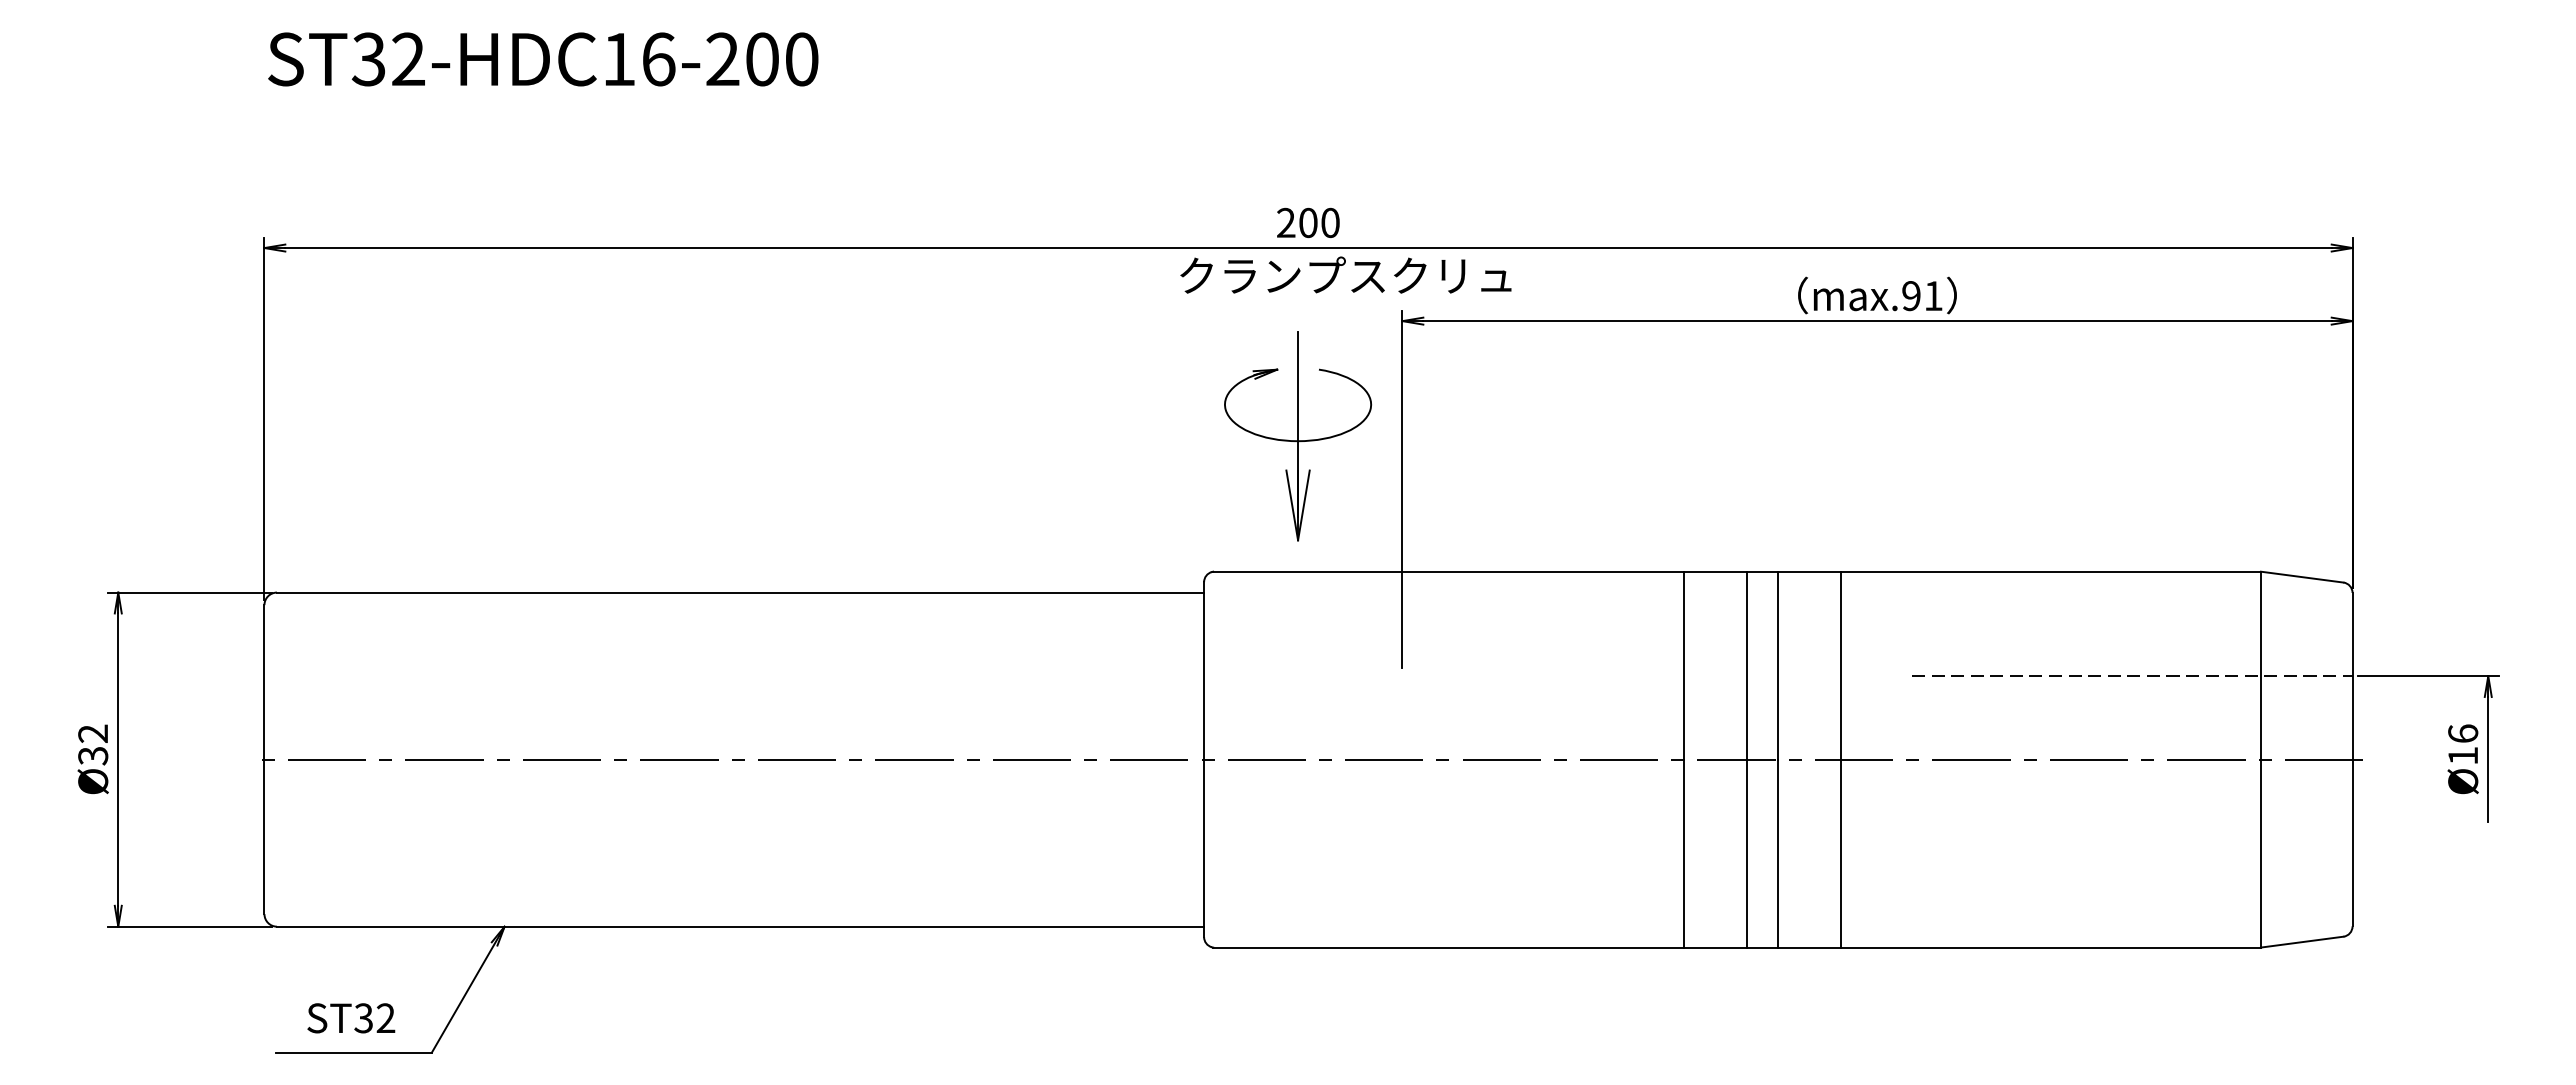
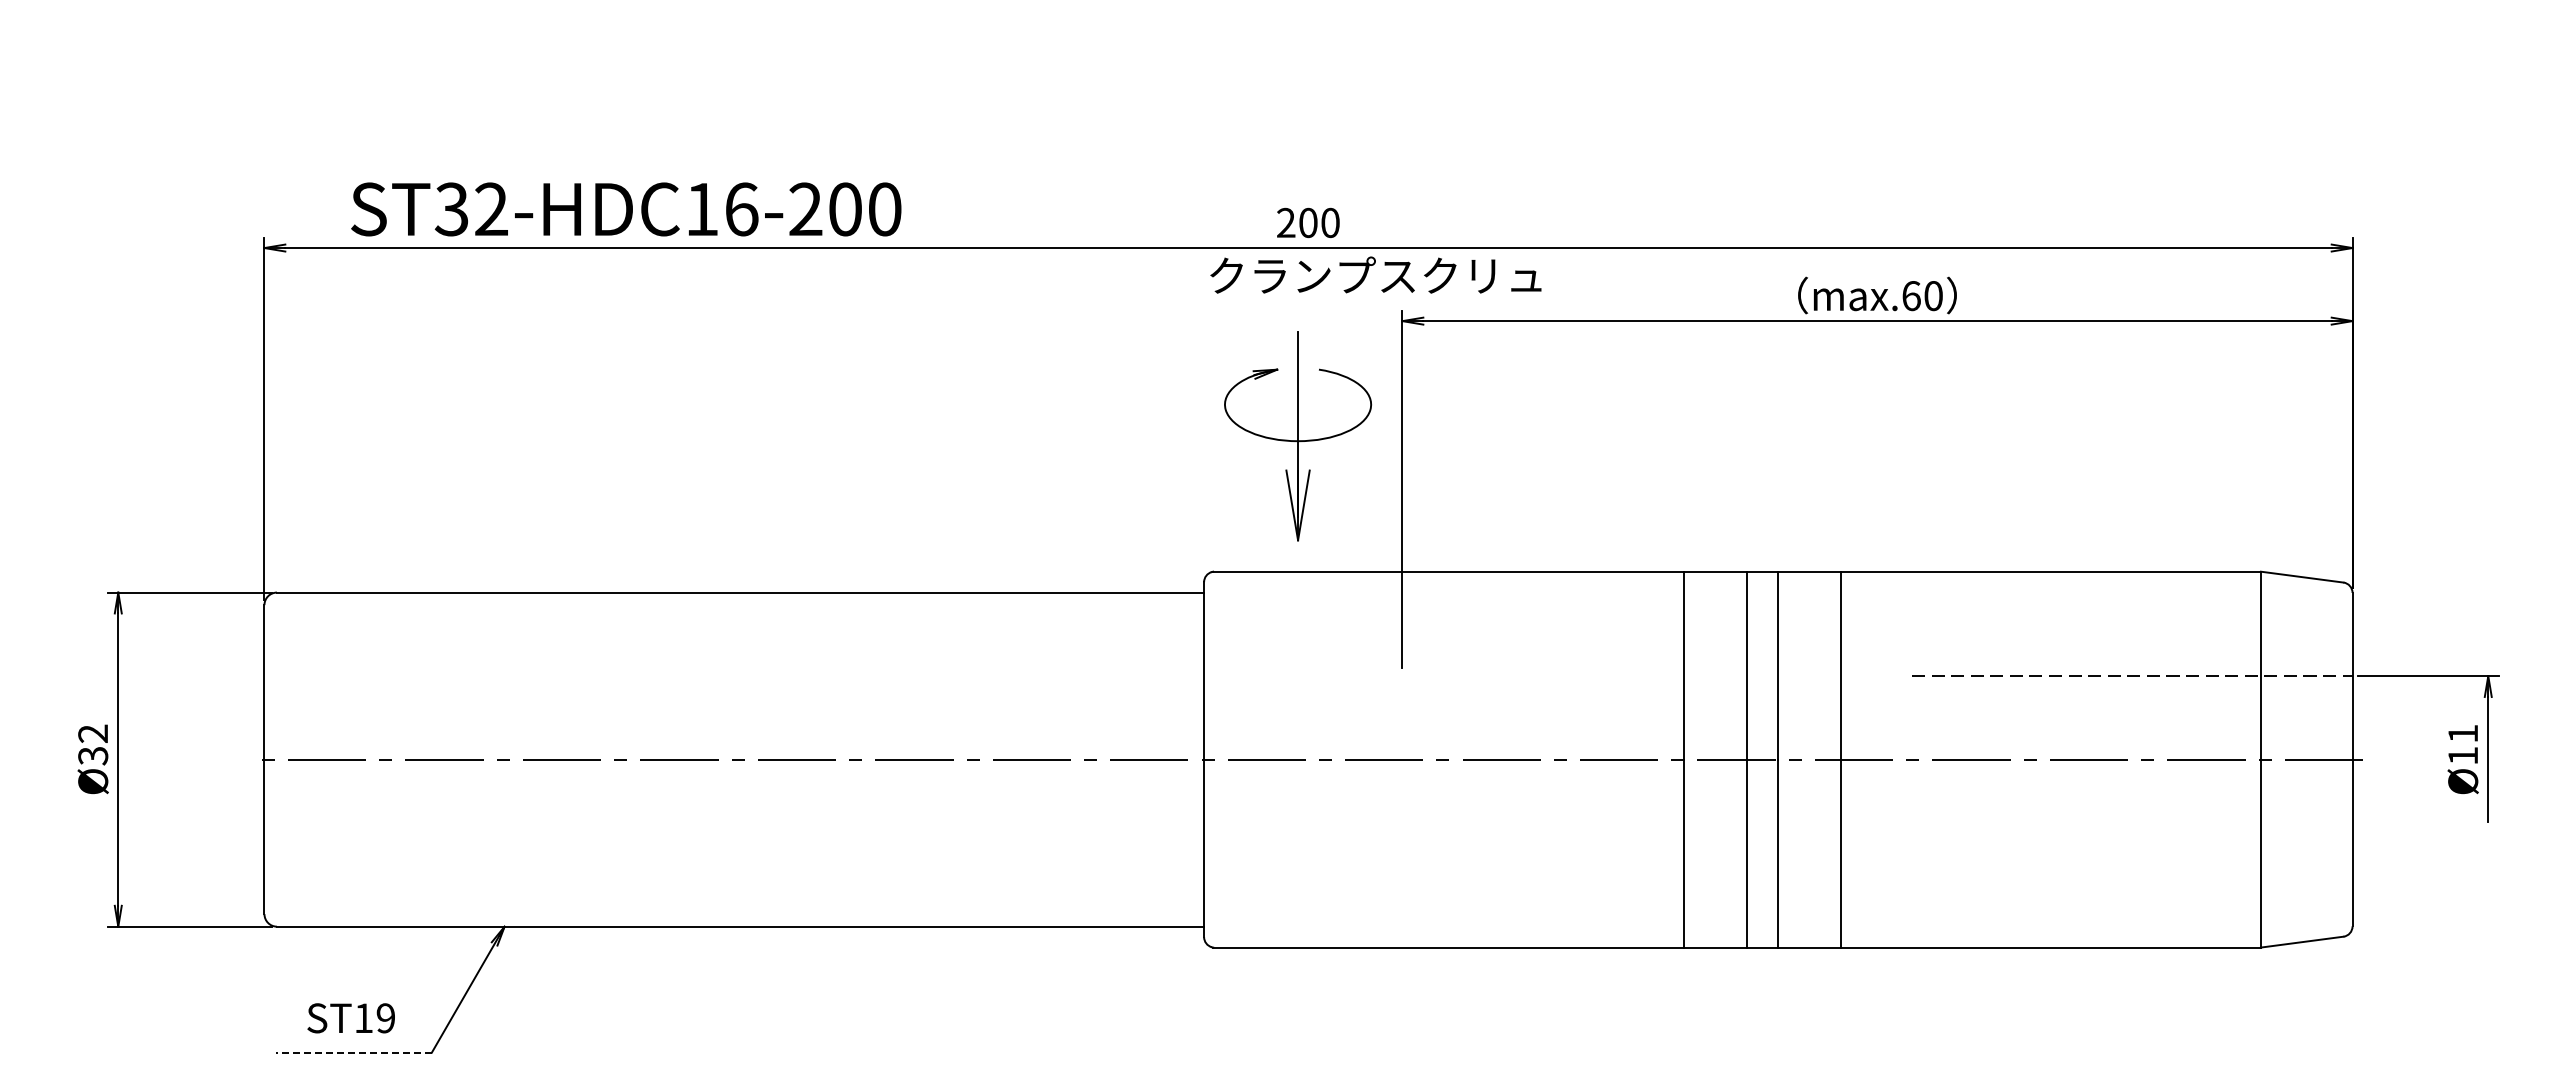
text position: (543, 59) -> (626, 209) (626, 209)
text position: (1345, 274) -> (1375, 274) (1375, 274)
text: max.91 -> max.60 (1922, 296)
text: 16 -> 11 (2463, 733)
text: ST32 -> ST19 (374, 1018)
line: solid -> dashed (353, 1052)
